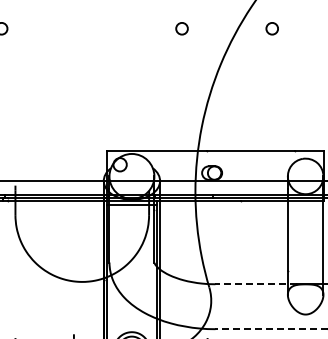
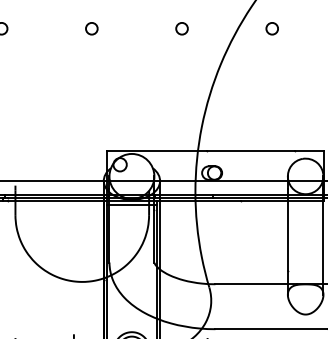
circle: none -> present (91, 28)
line: dashed -> solid (256, 284)
line: dashed -> solid (271, 329)
